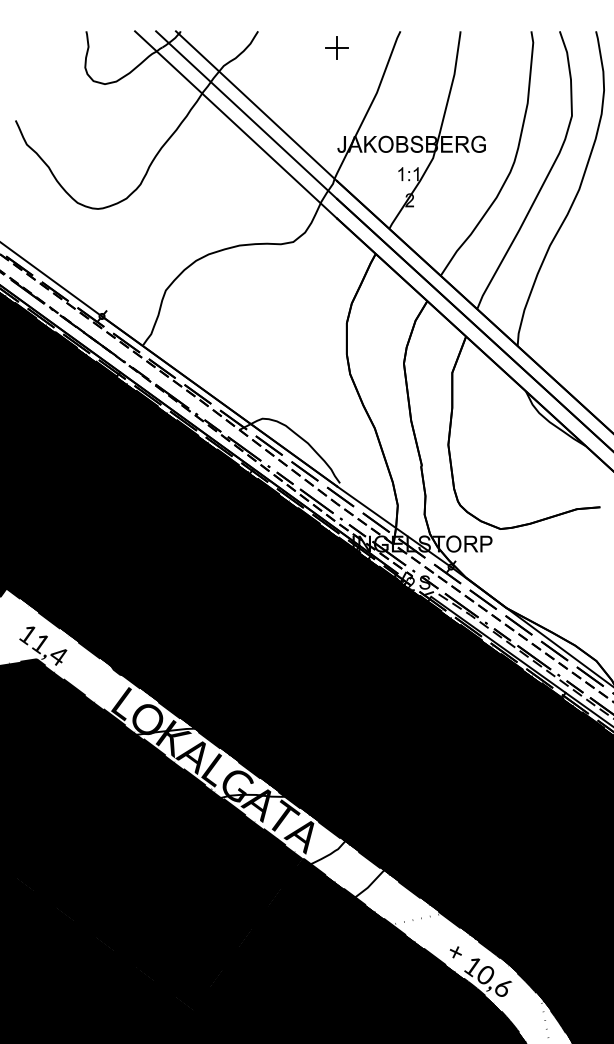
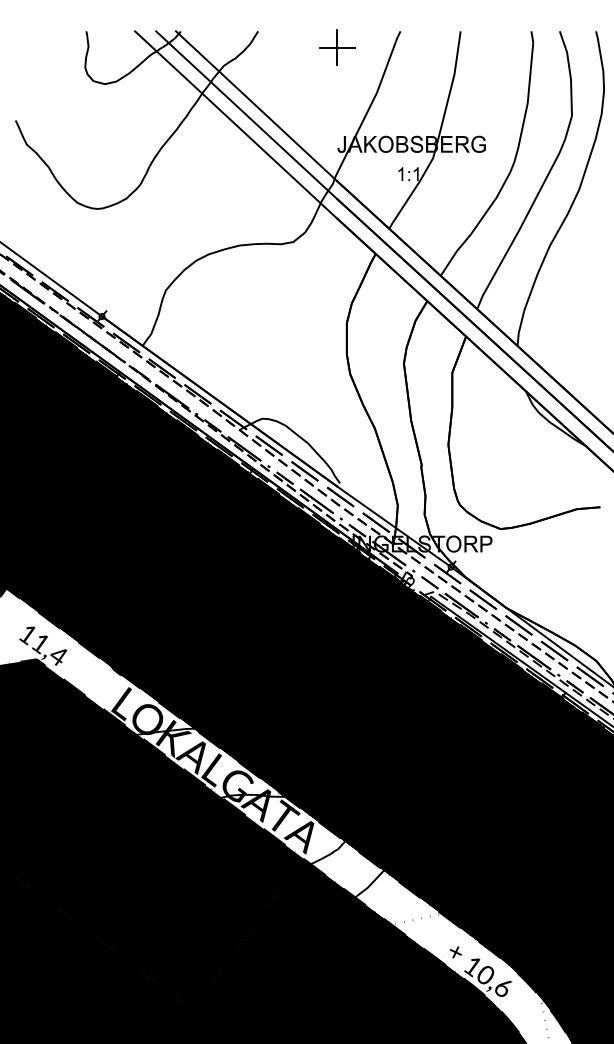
part size: 24x24 px -> 37x37 px (337, 47)
fill: present -> none (409, 200)
fill: present -> none (424, 582)
